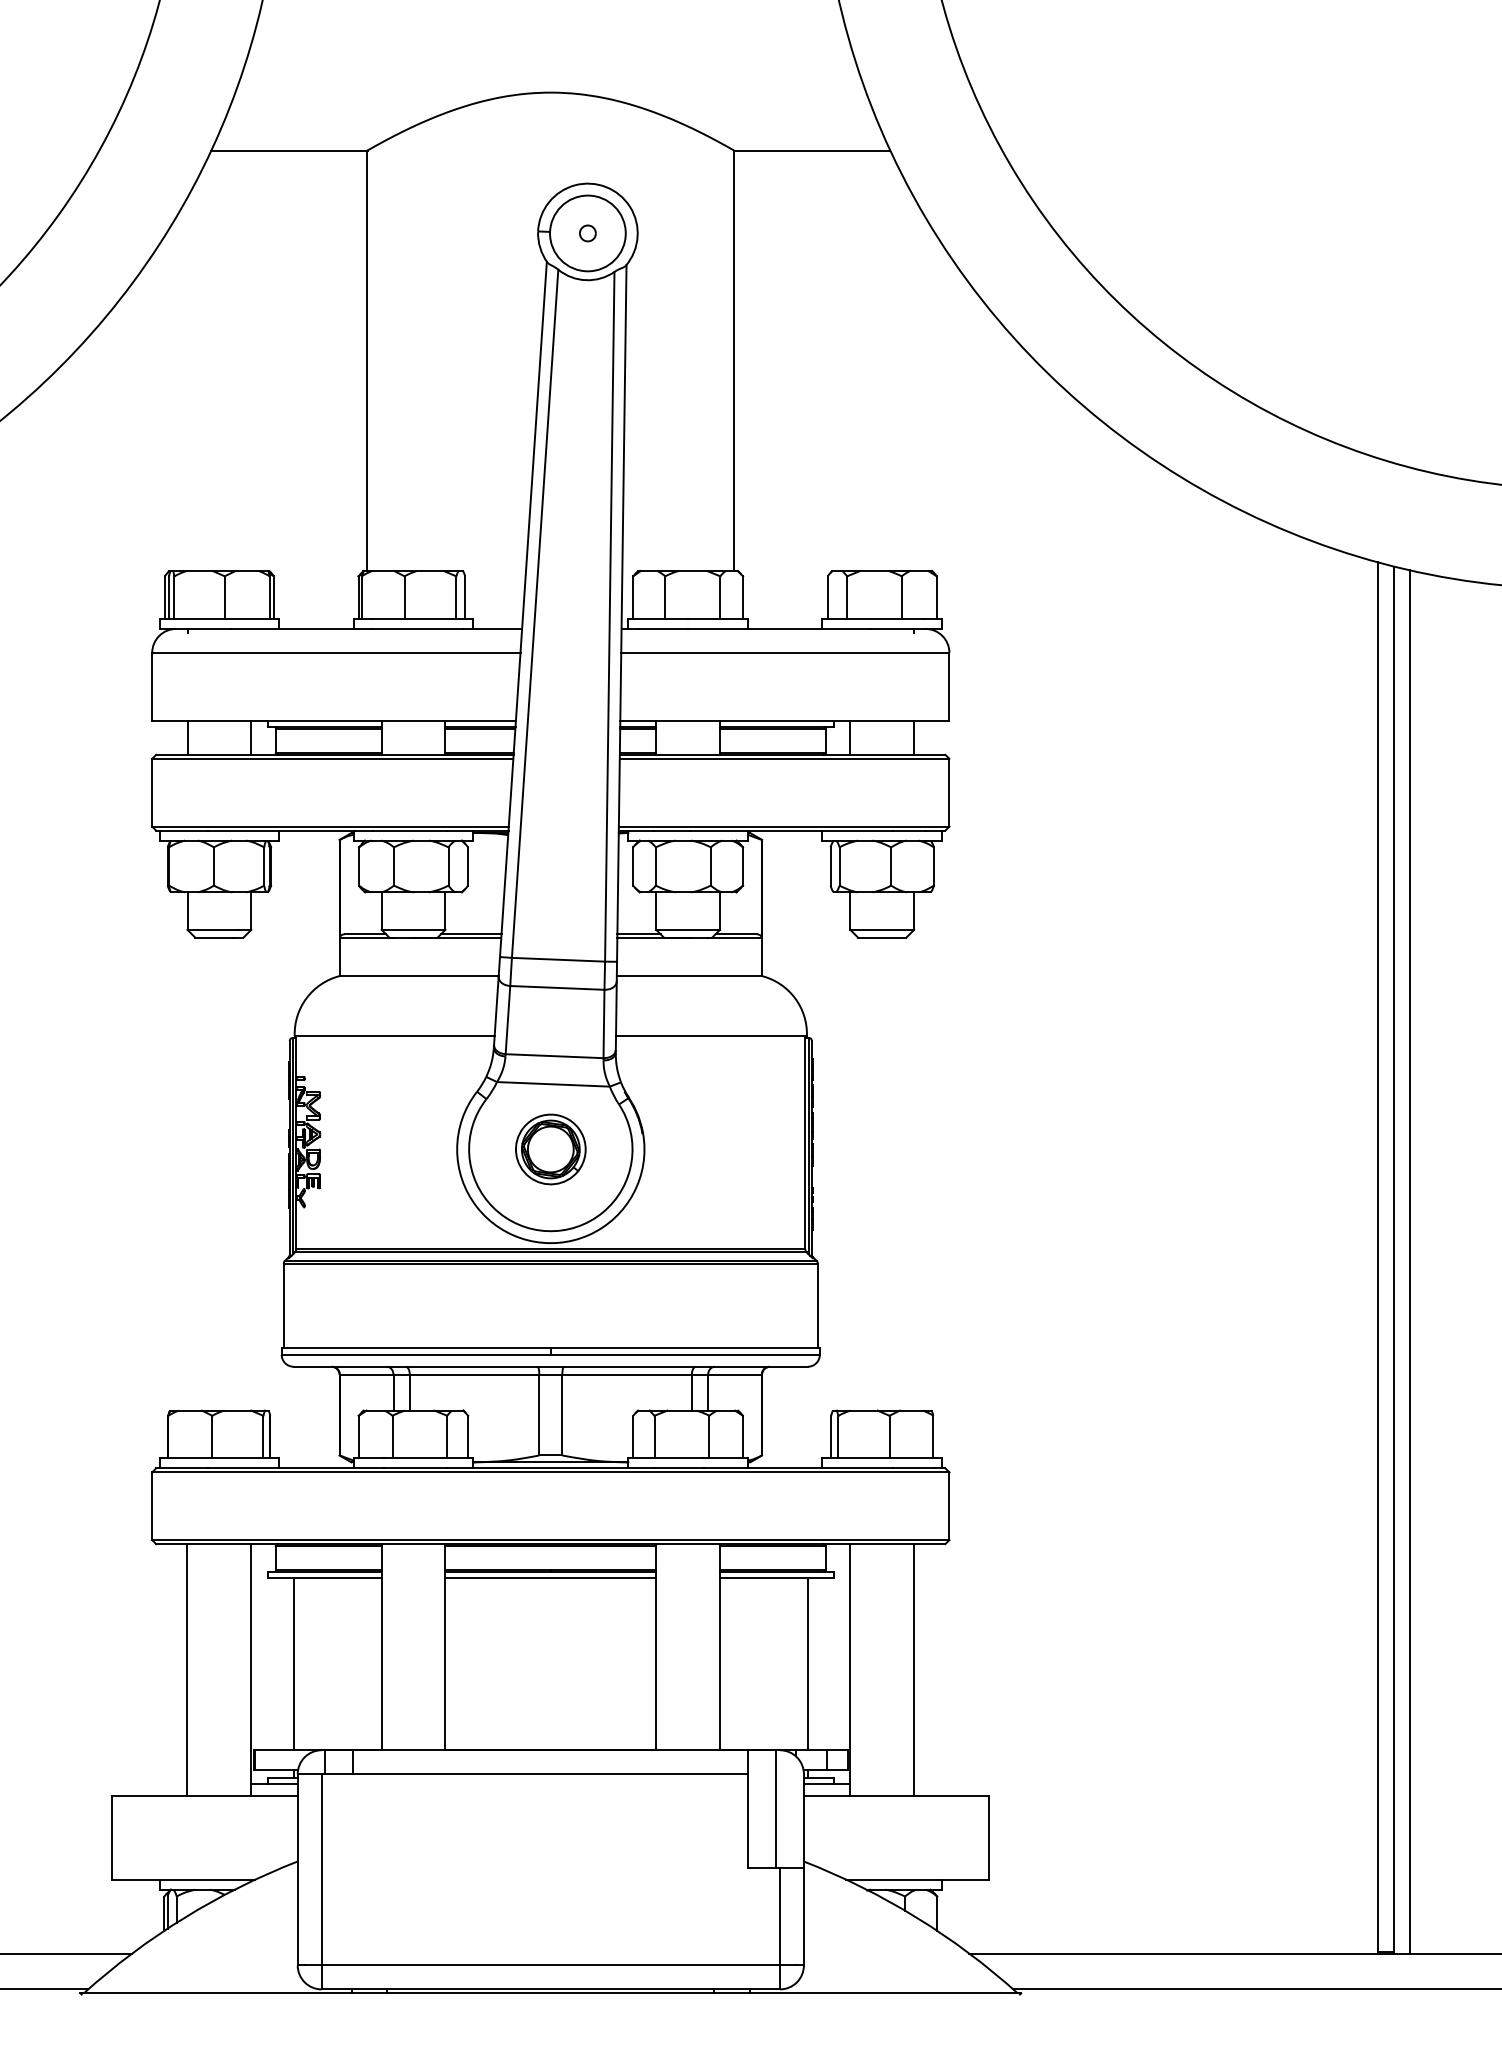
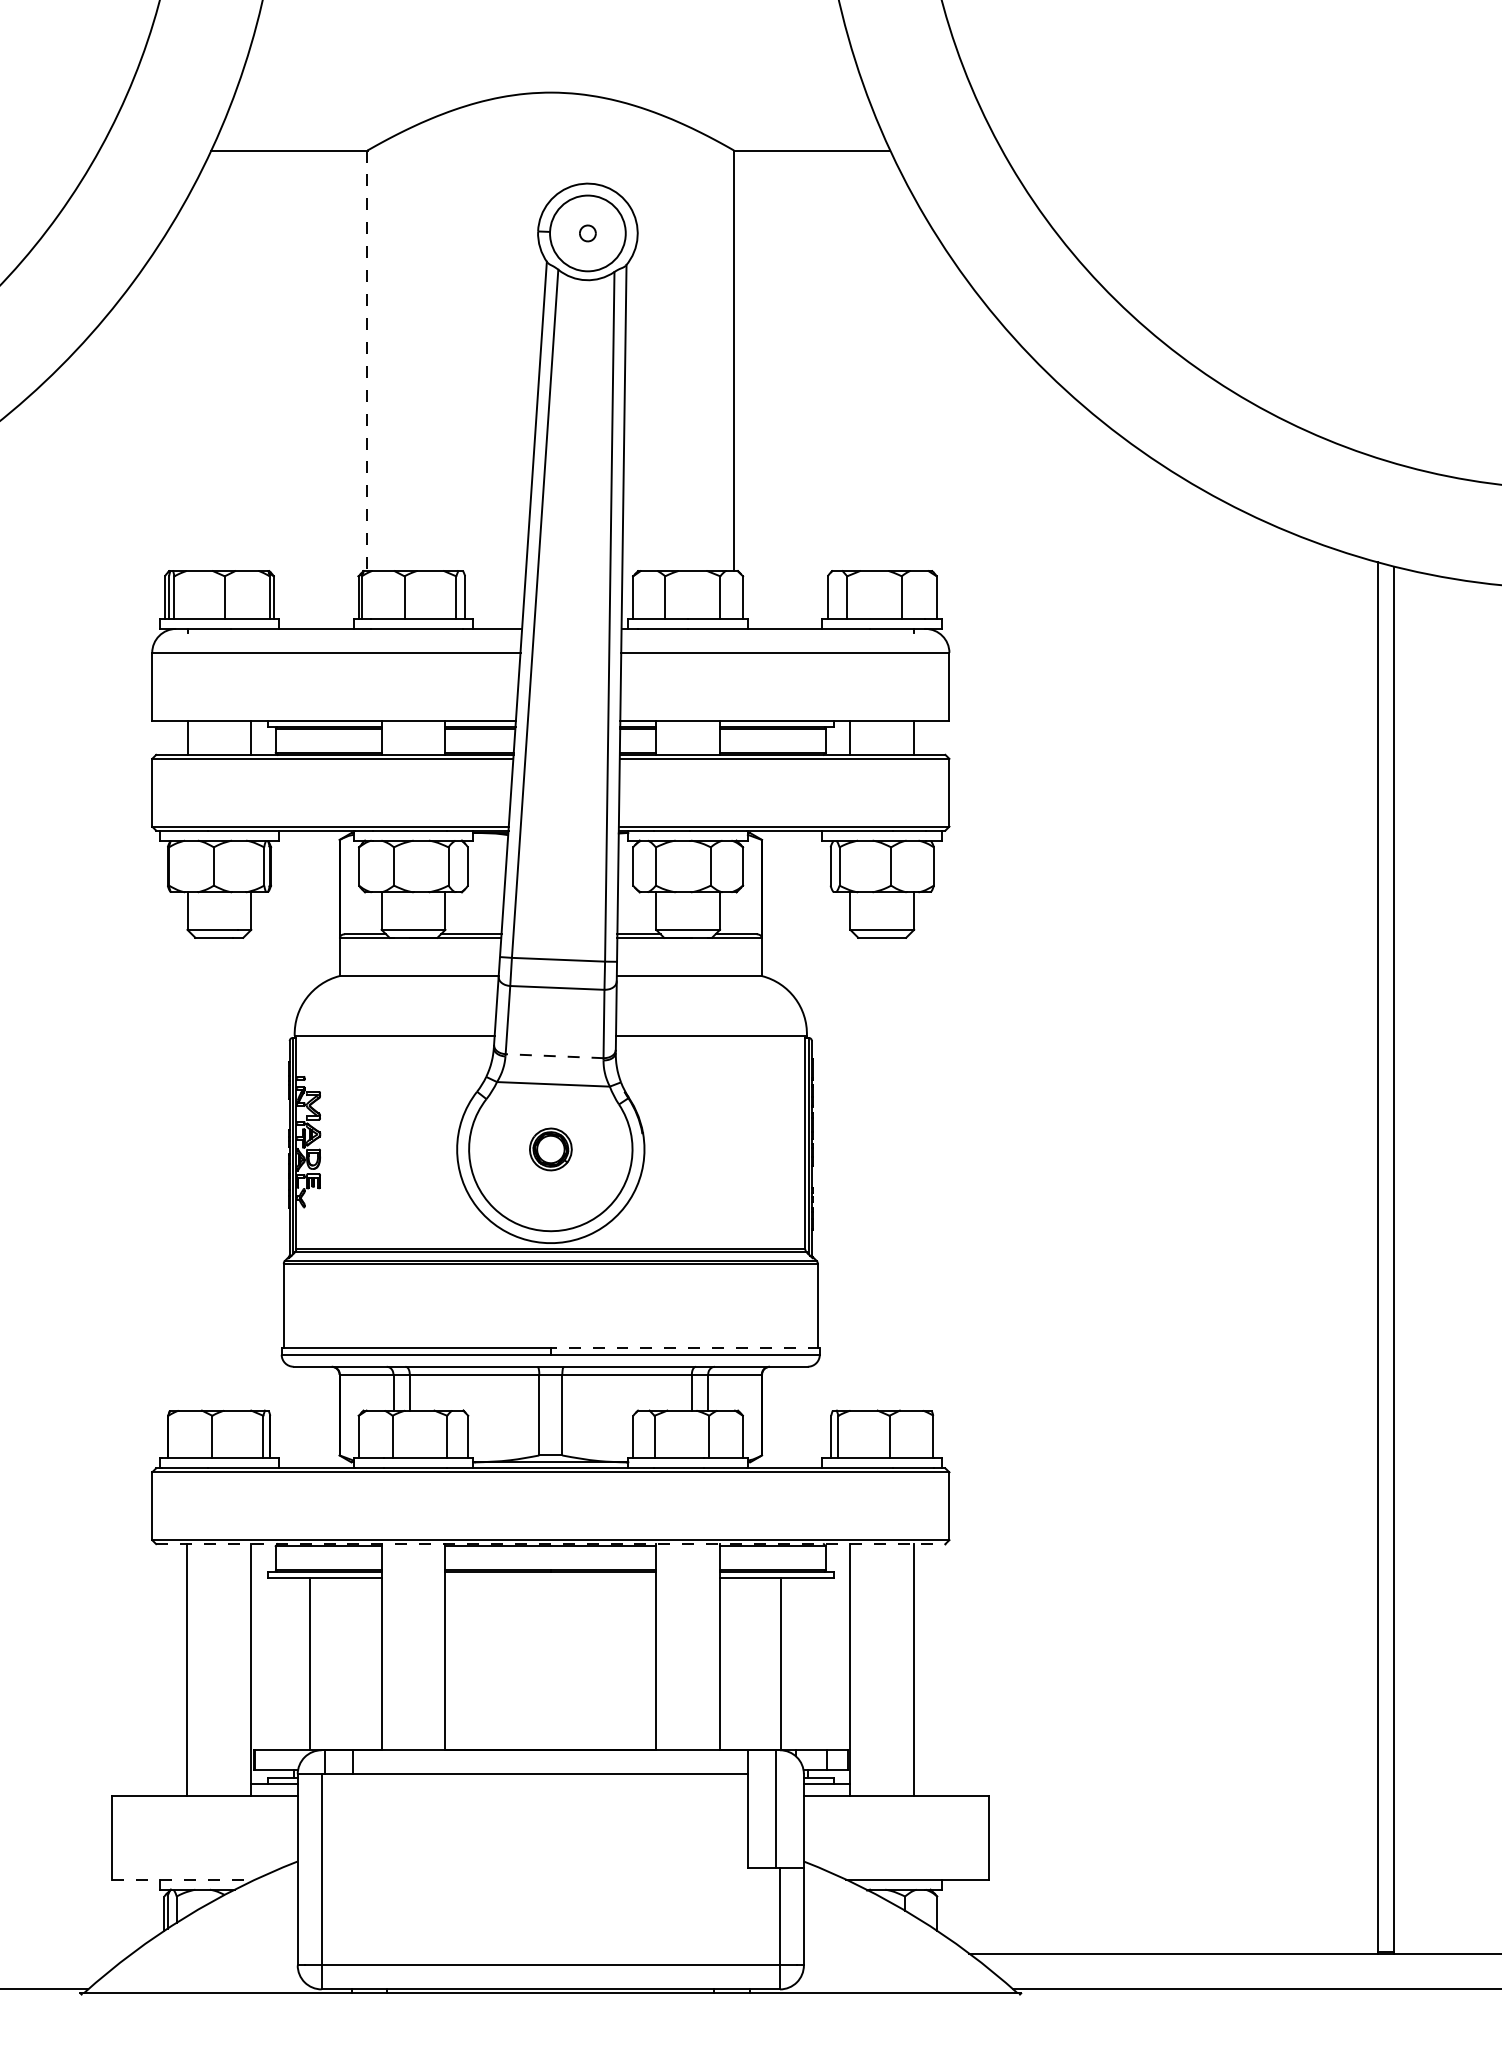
line: solid -> dashed (367, 361)
line: solid -> dashed (554, 1056)
part size: 72x73 px -> 44x45 px (550, 1149)
line: present -> none (1409, 1261)
line: solid -> dashed (685, 1347)
line: solid -> dashed (550, 1544)
line: present -> none (550, 1578)
line position: (293, 1663) -> (309, 1663) (309, 1663)
line position: (807, 1663) -> (780, 1663) (780, 1663)
line: solid -> dashed (184, 1879)
line: present -> none (67, 1953)
